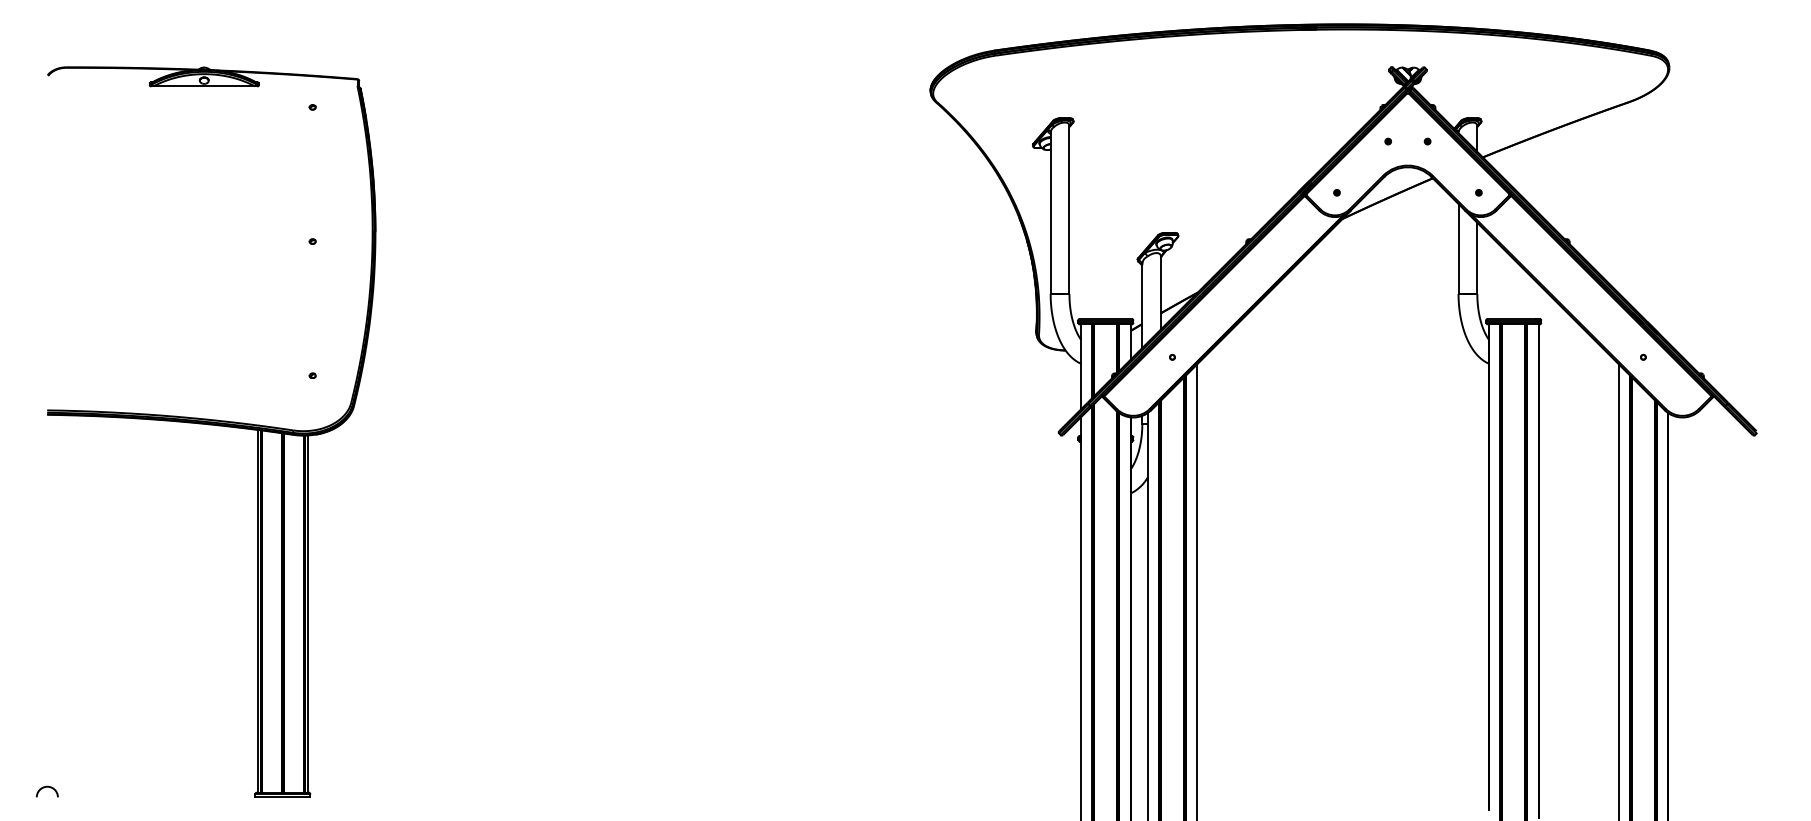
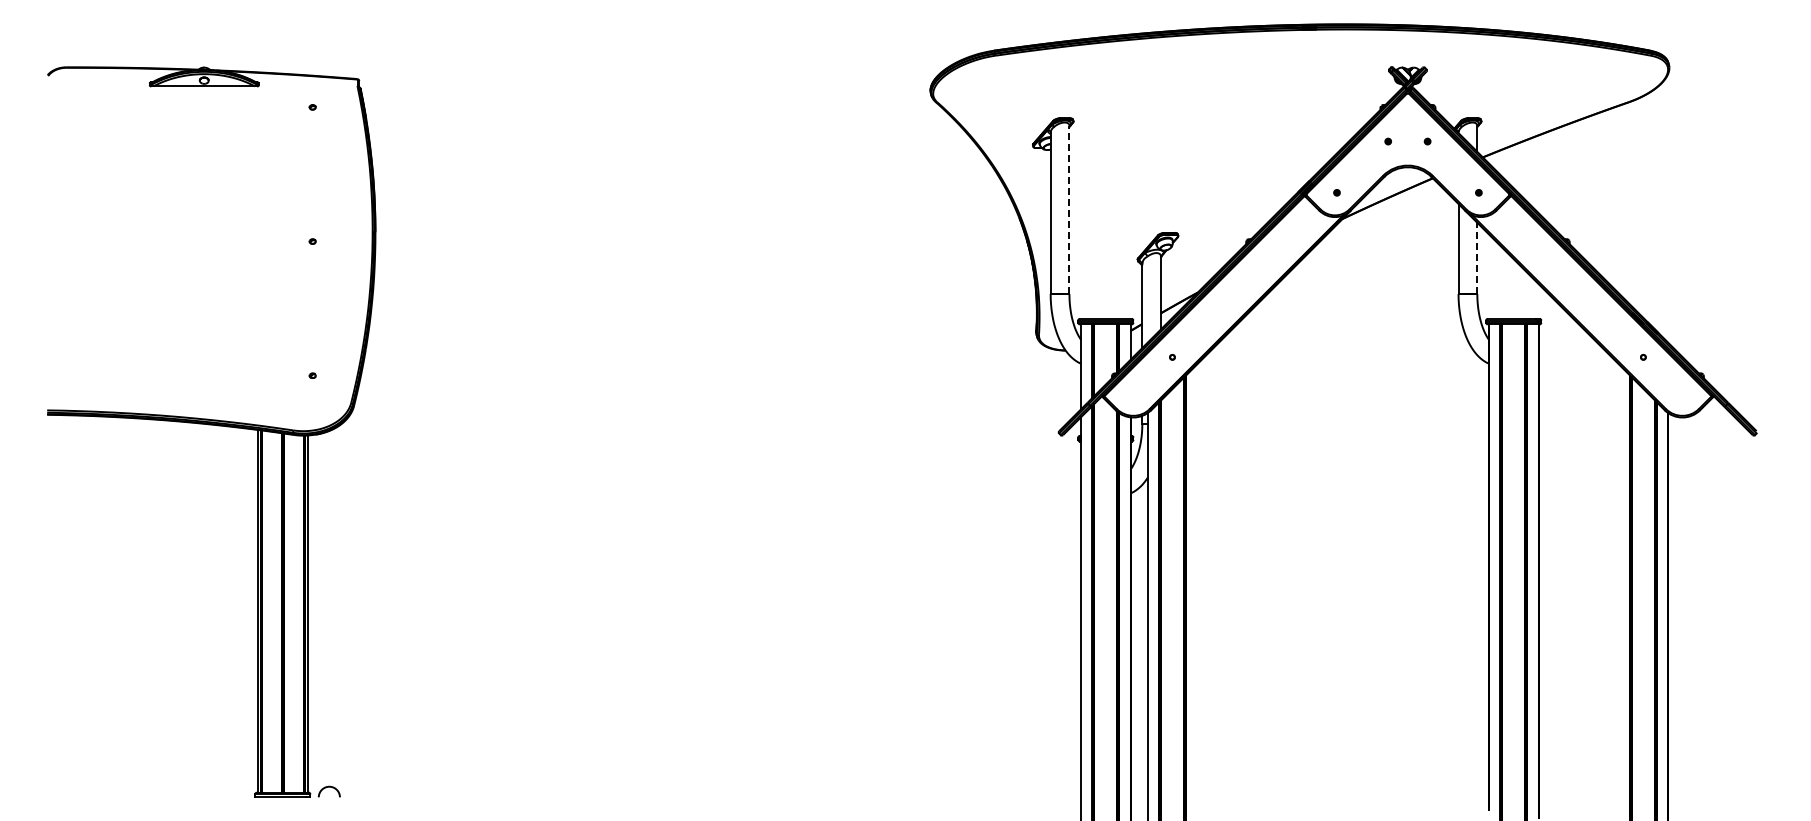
line: solid -> dashed (1069, 209)
line: solid -> dashed (1477, 258)
line: present -> none (1197, 590)
line: present -> none (1618, 590)
arc position: (44, 788) -> (326, 788) (326, 788)
